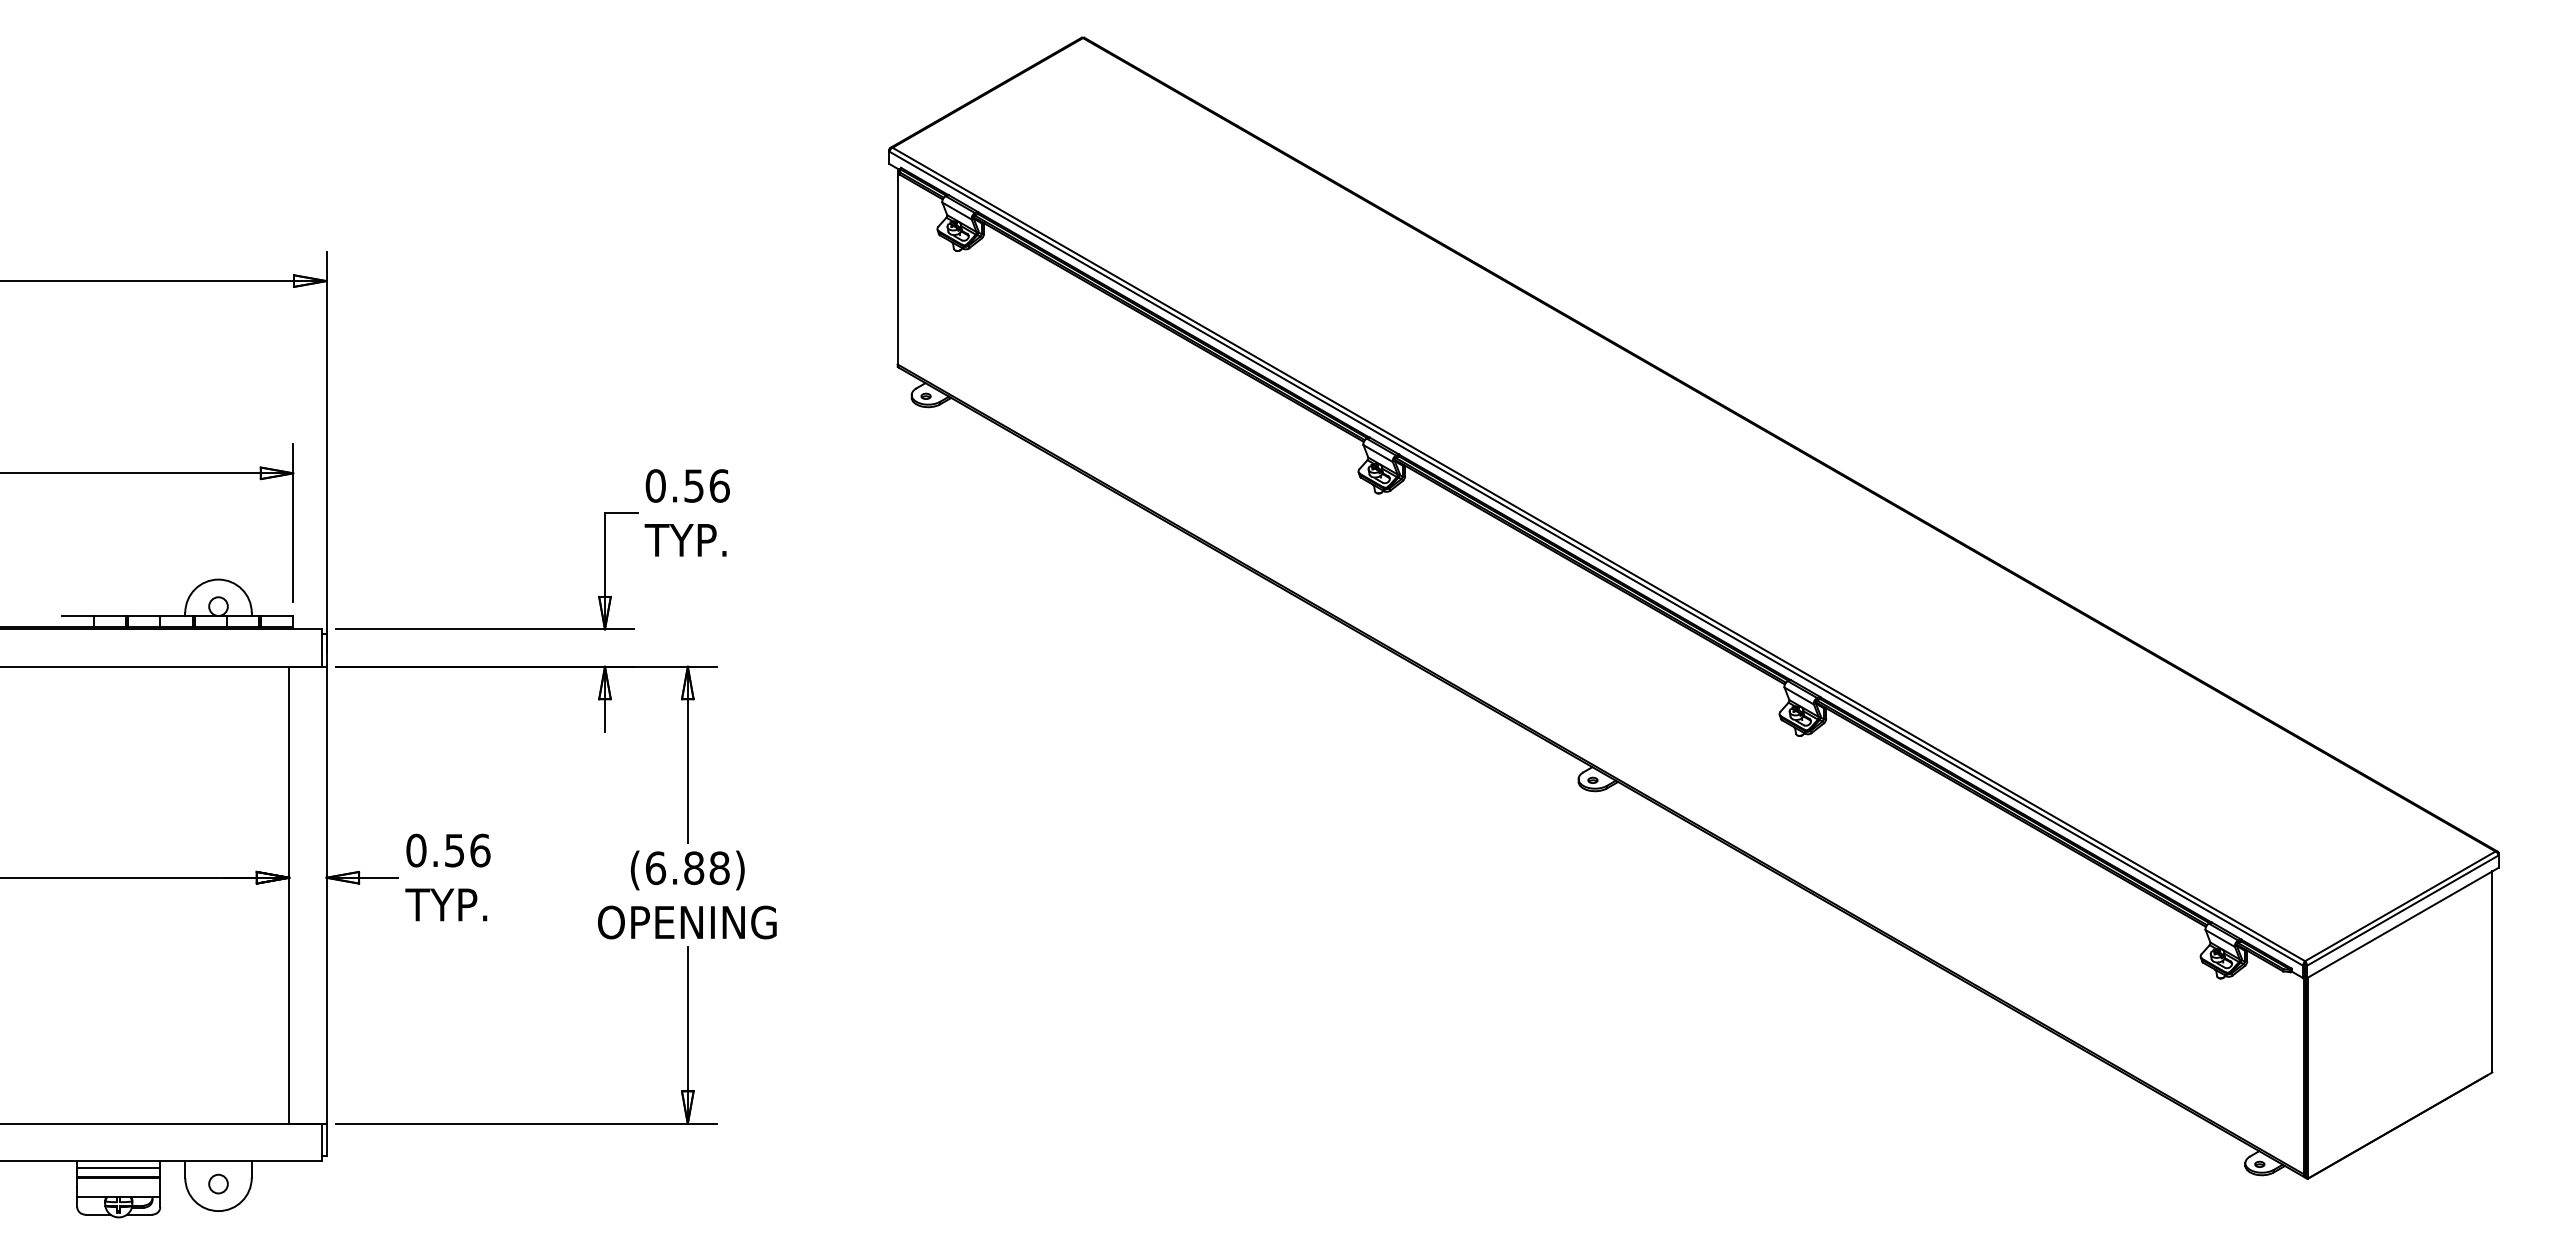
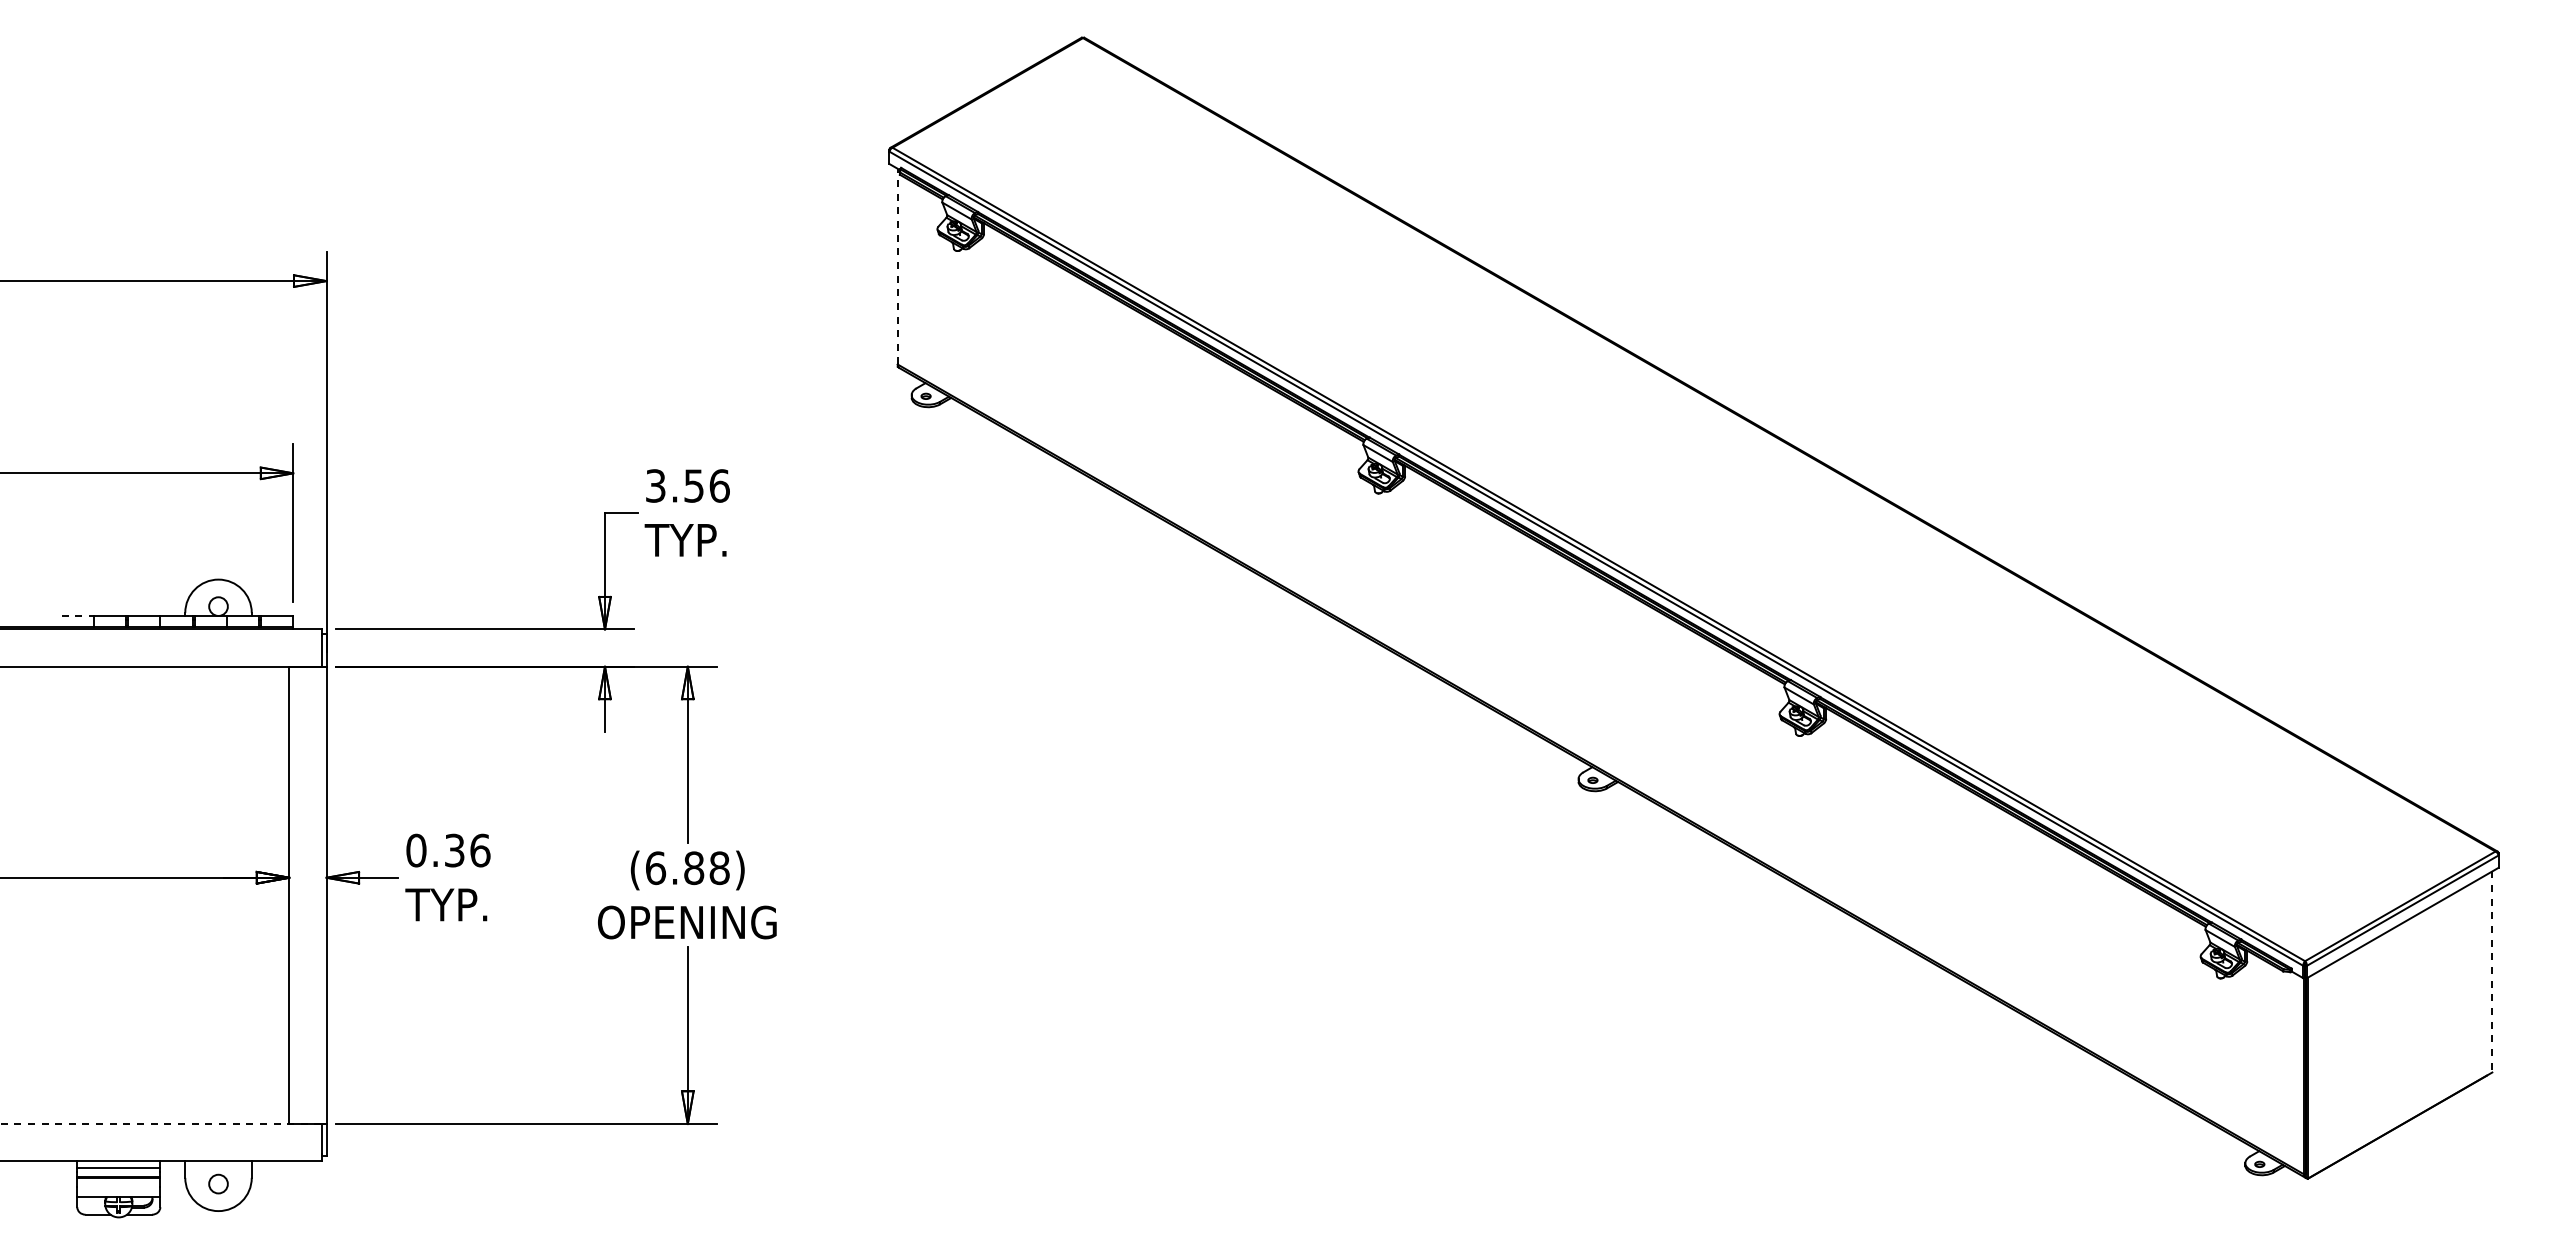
line: solid -> dashed (897, 266)
text: 0.56 -> 3.56 (655, 485)
line: solid -> dashed (78, 616)
text: 0.56 -> 0.36 (454, 849)
line: solid -> dashed (2492, 971)
line: solid -> dashed (161, 1124)
